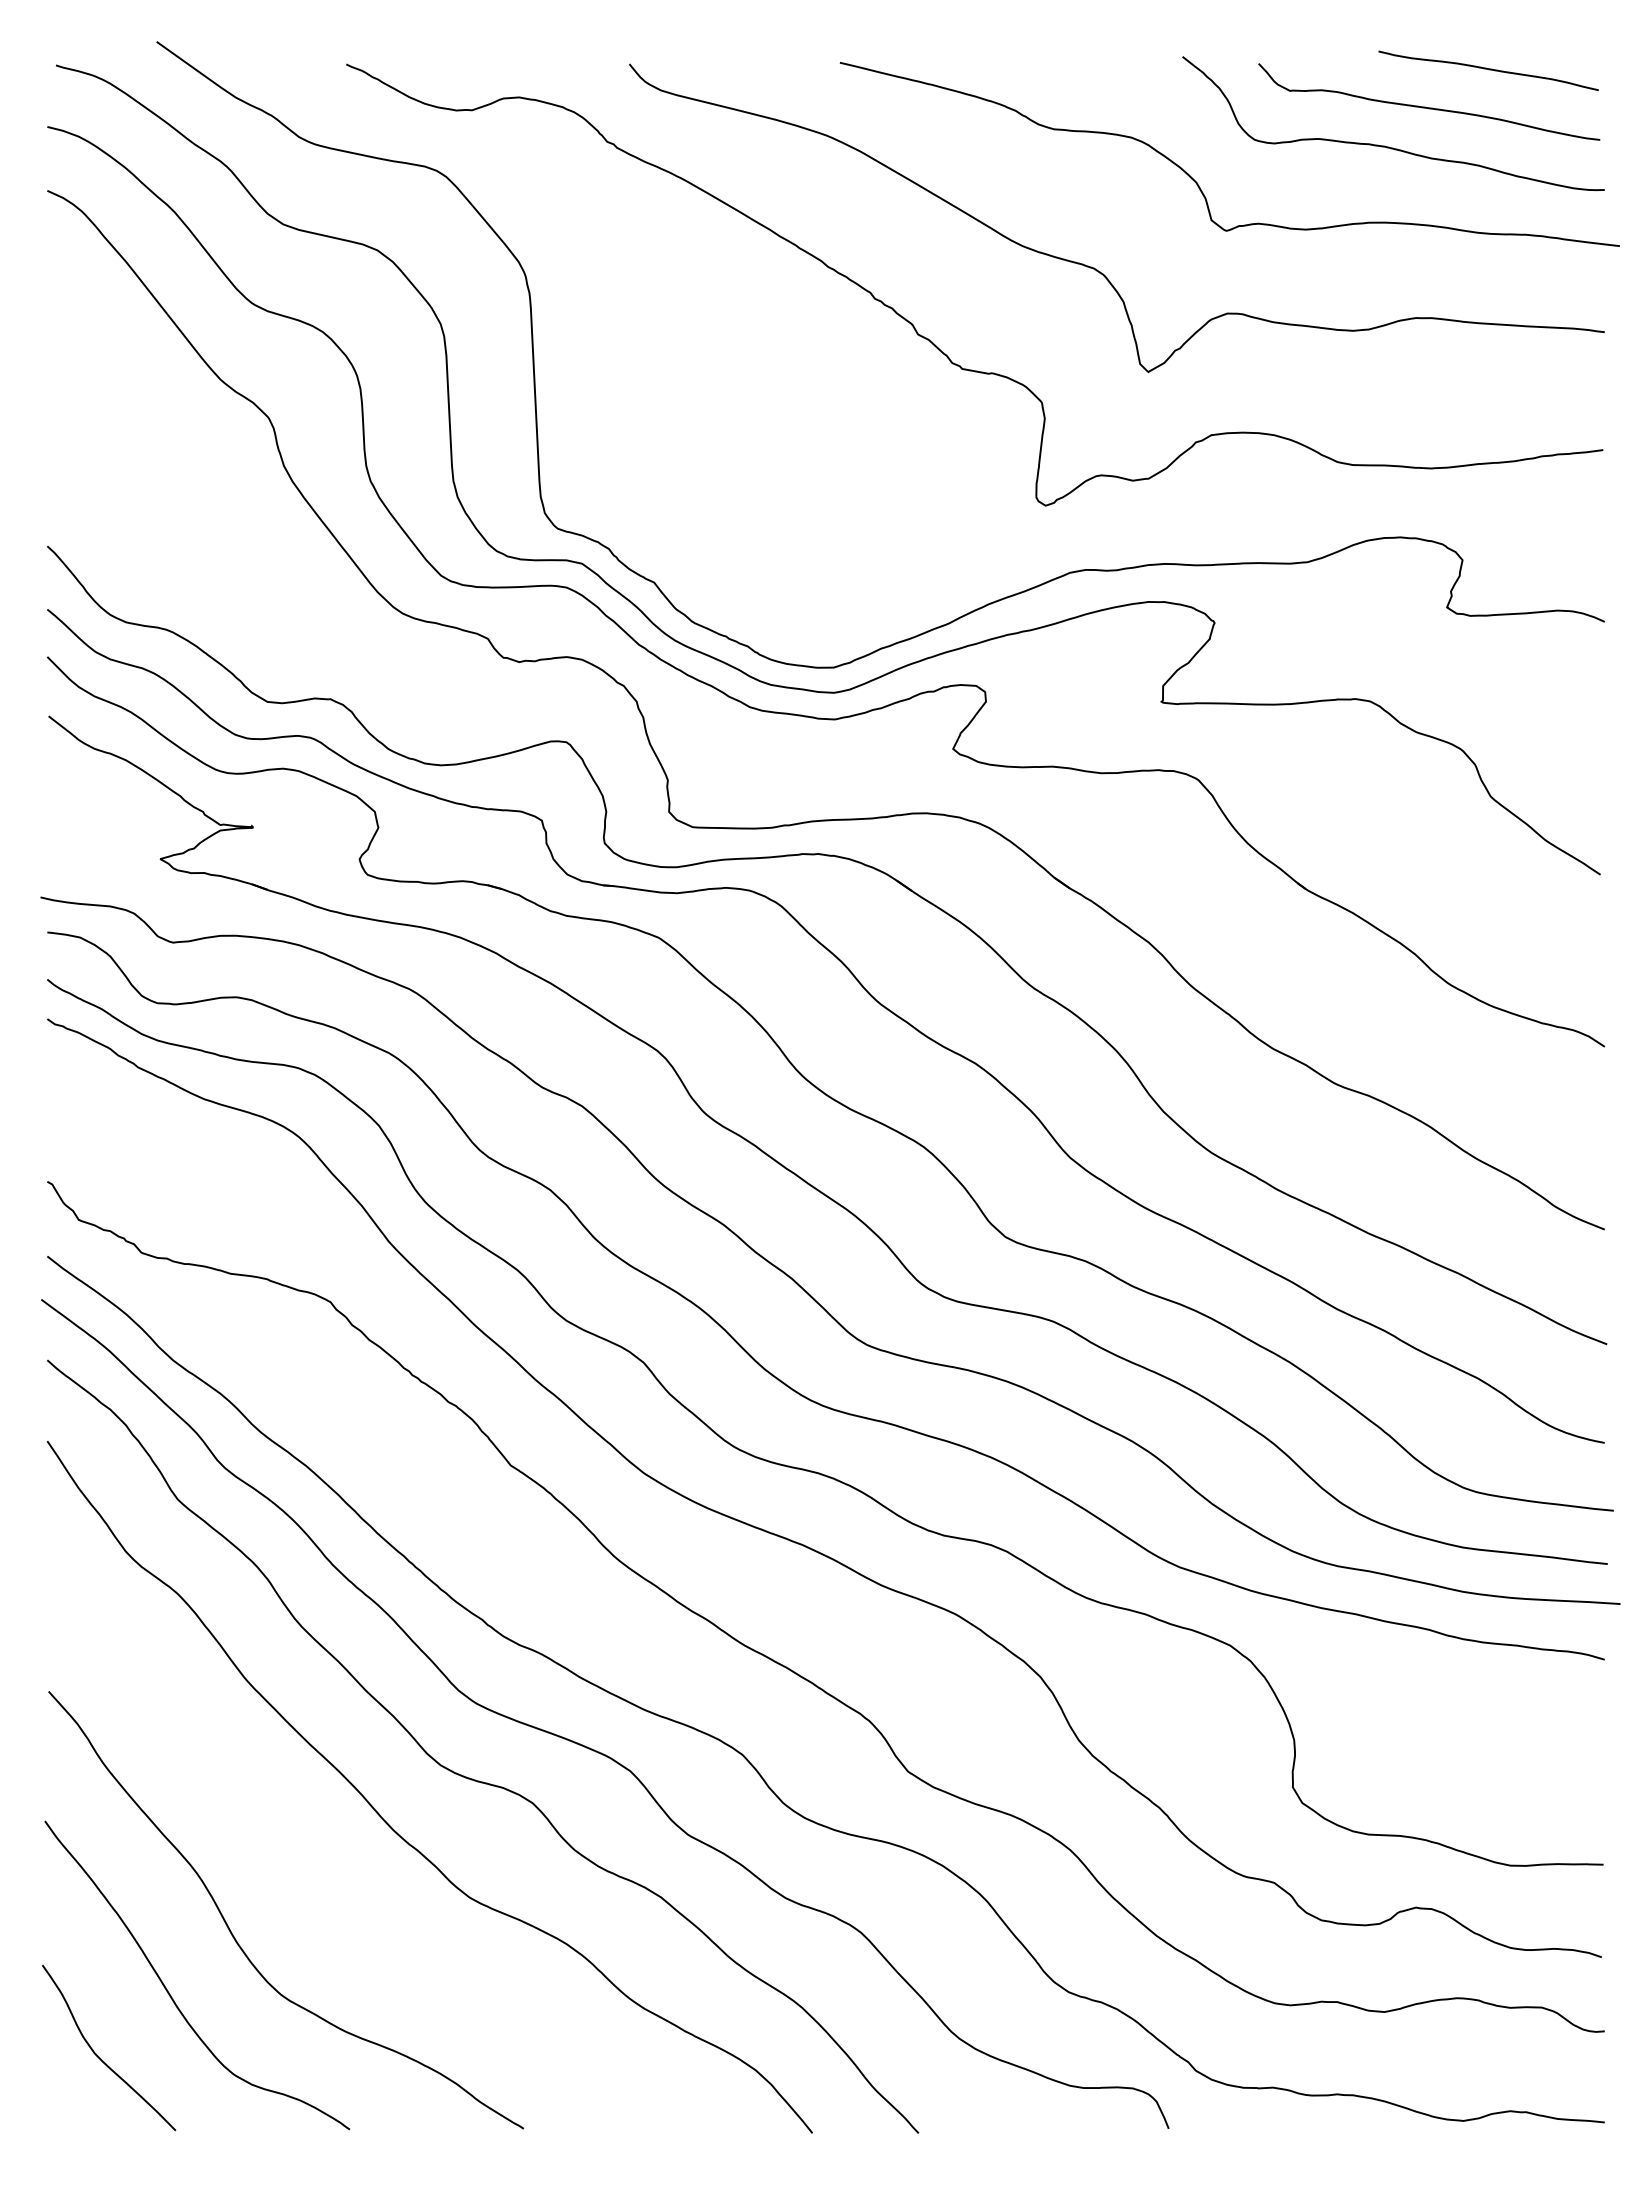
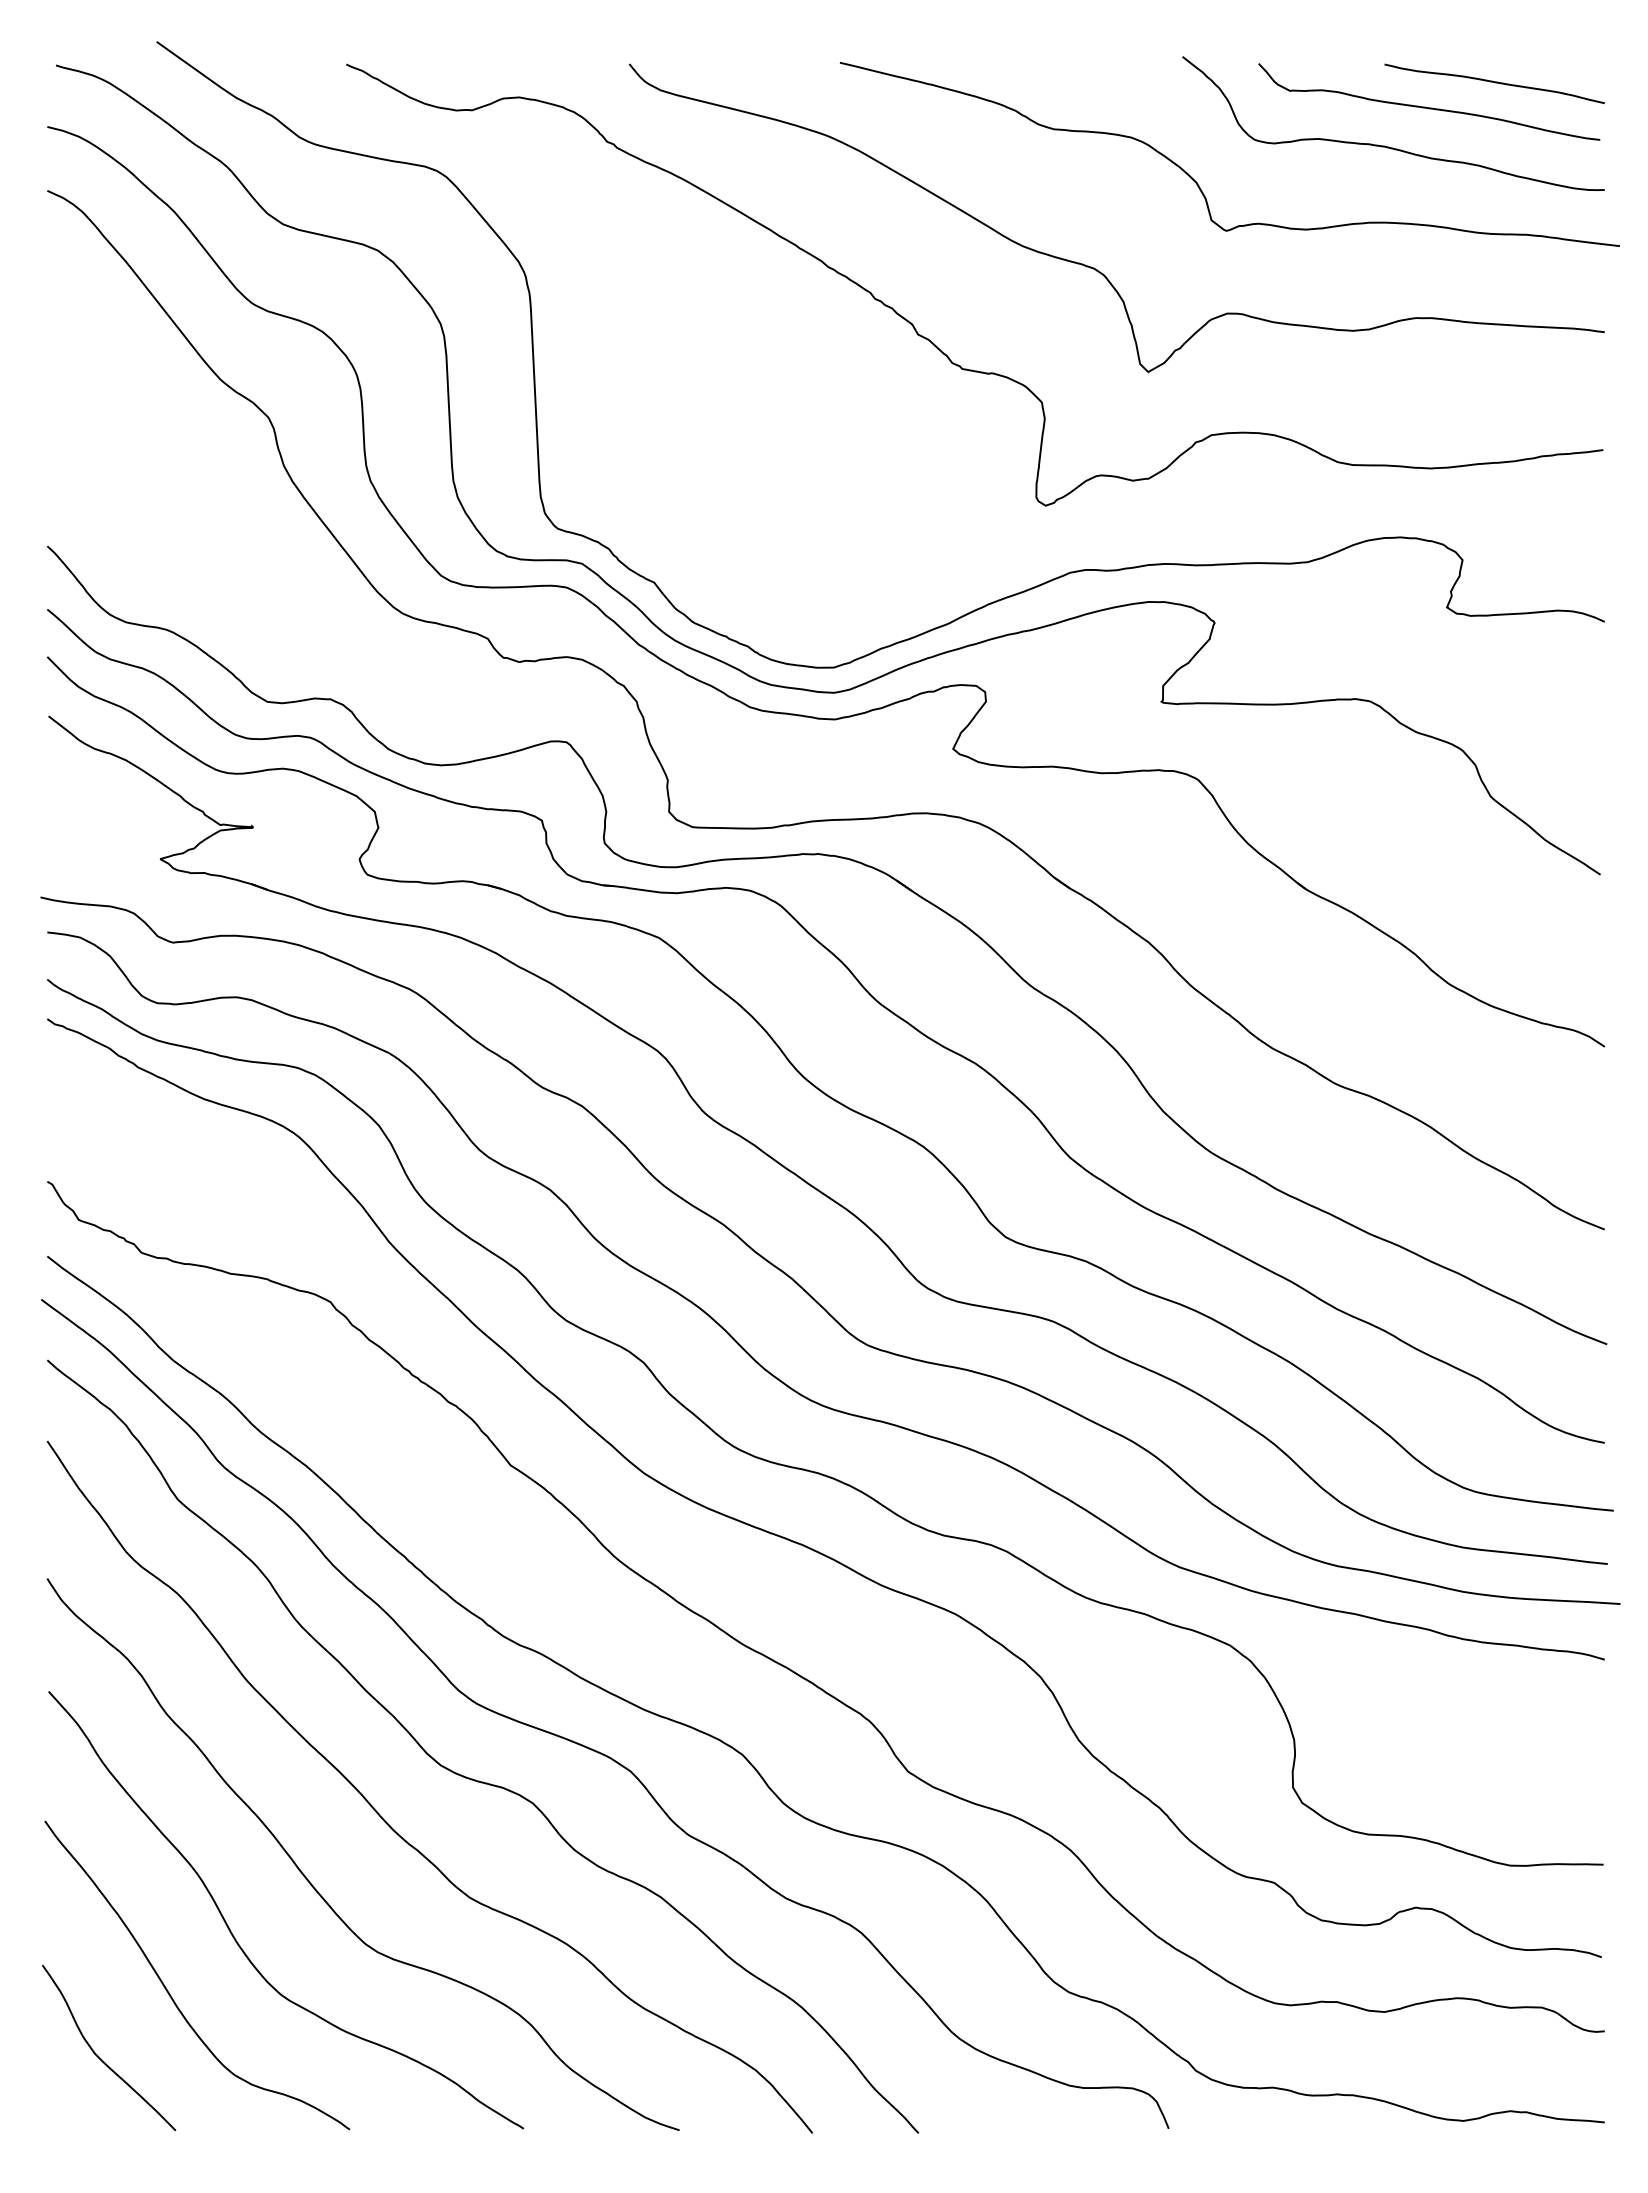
curve position: (1488, 69) -> (1494, 82) (1494, 82)
curve: none -> present (319, 1892)
